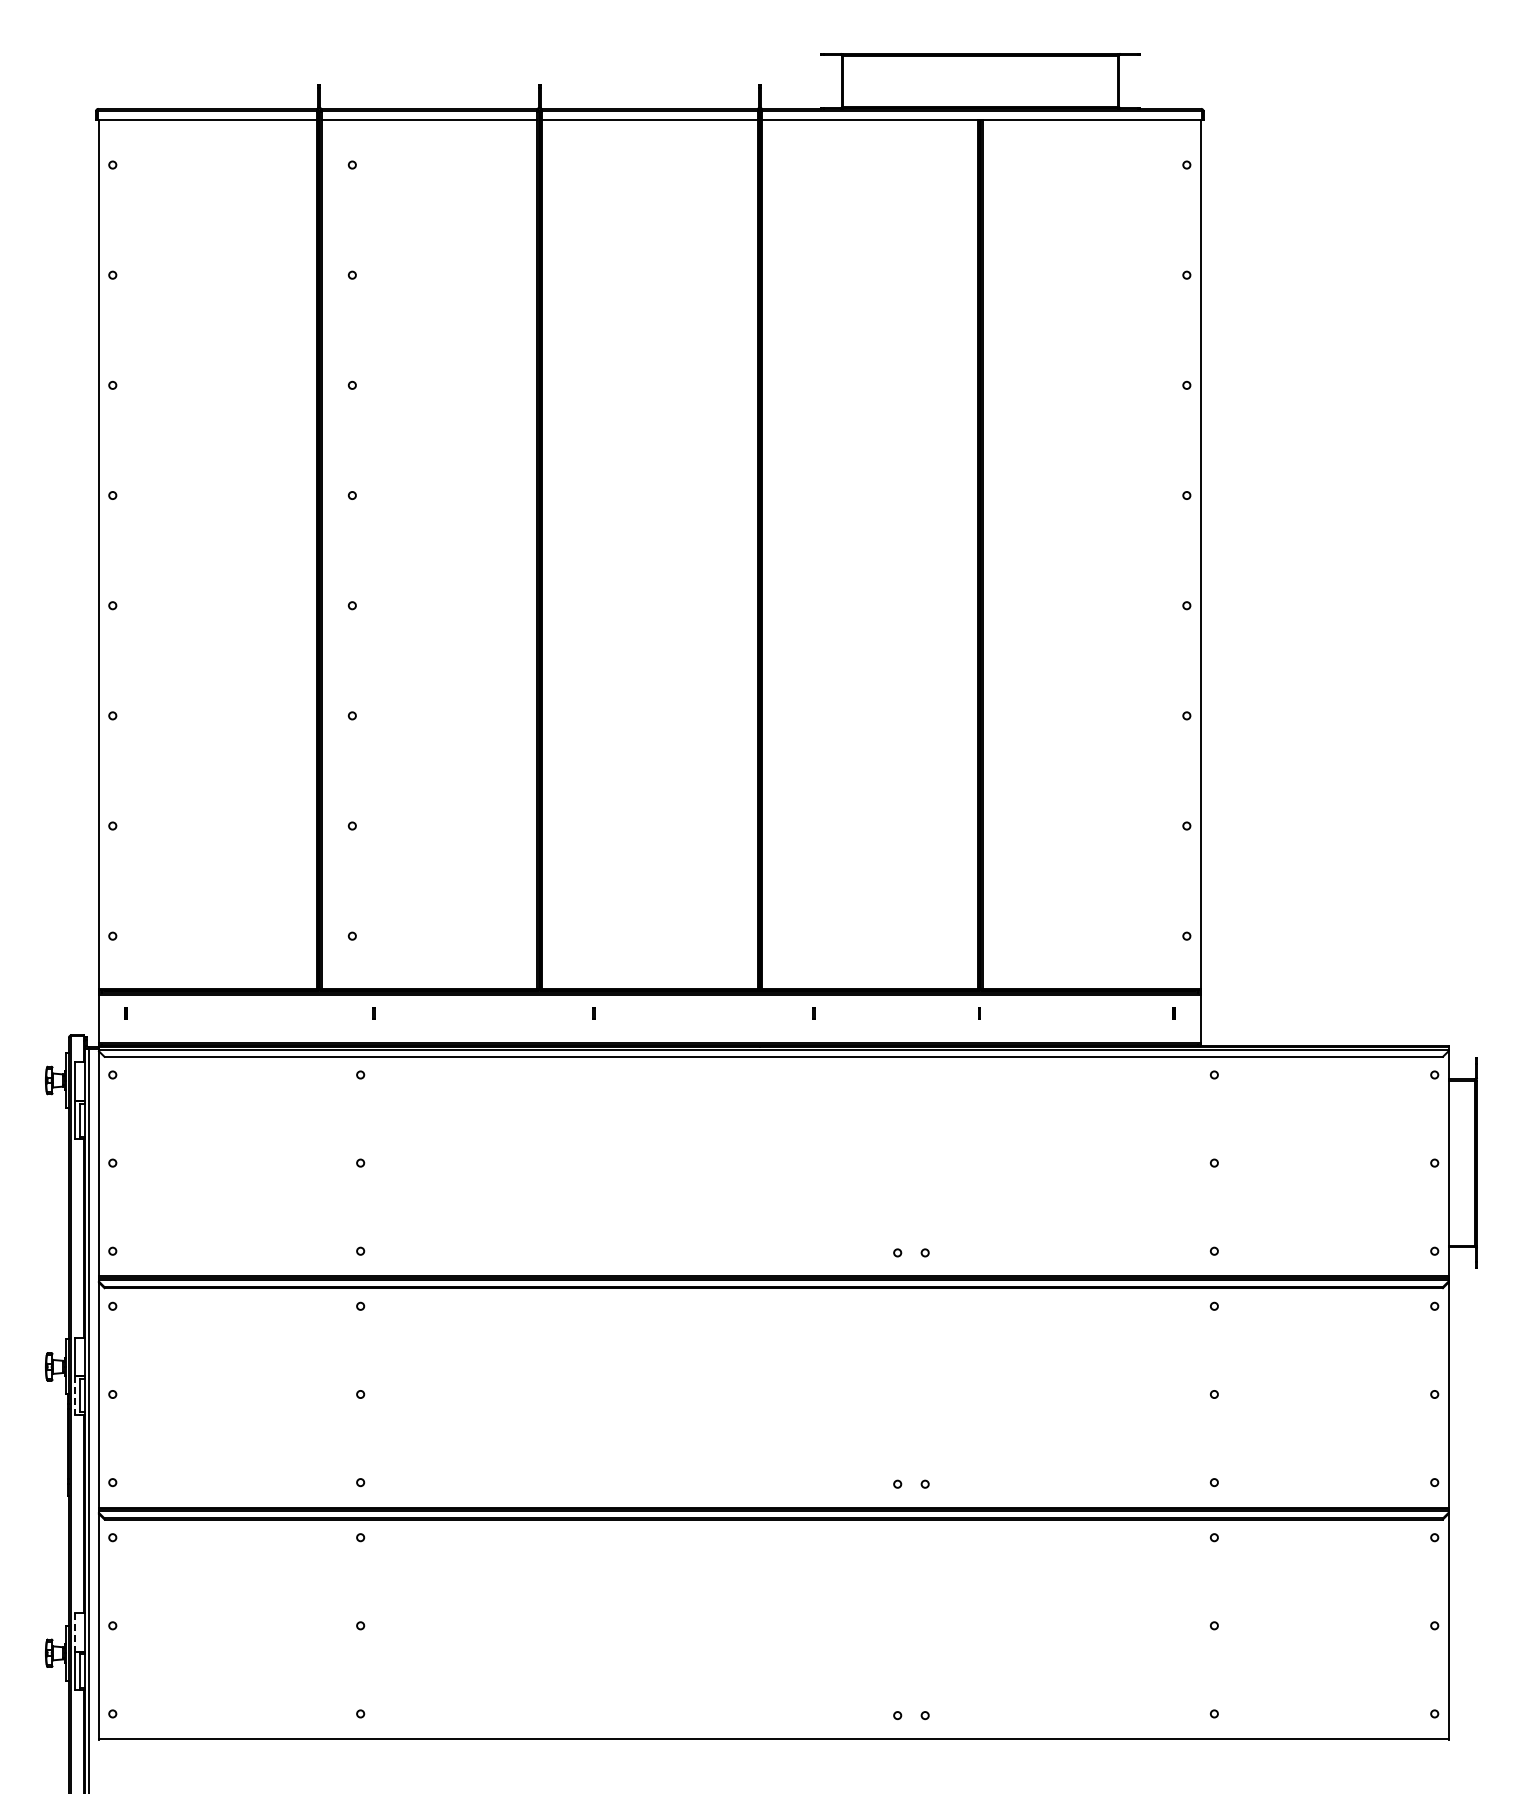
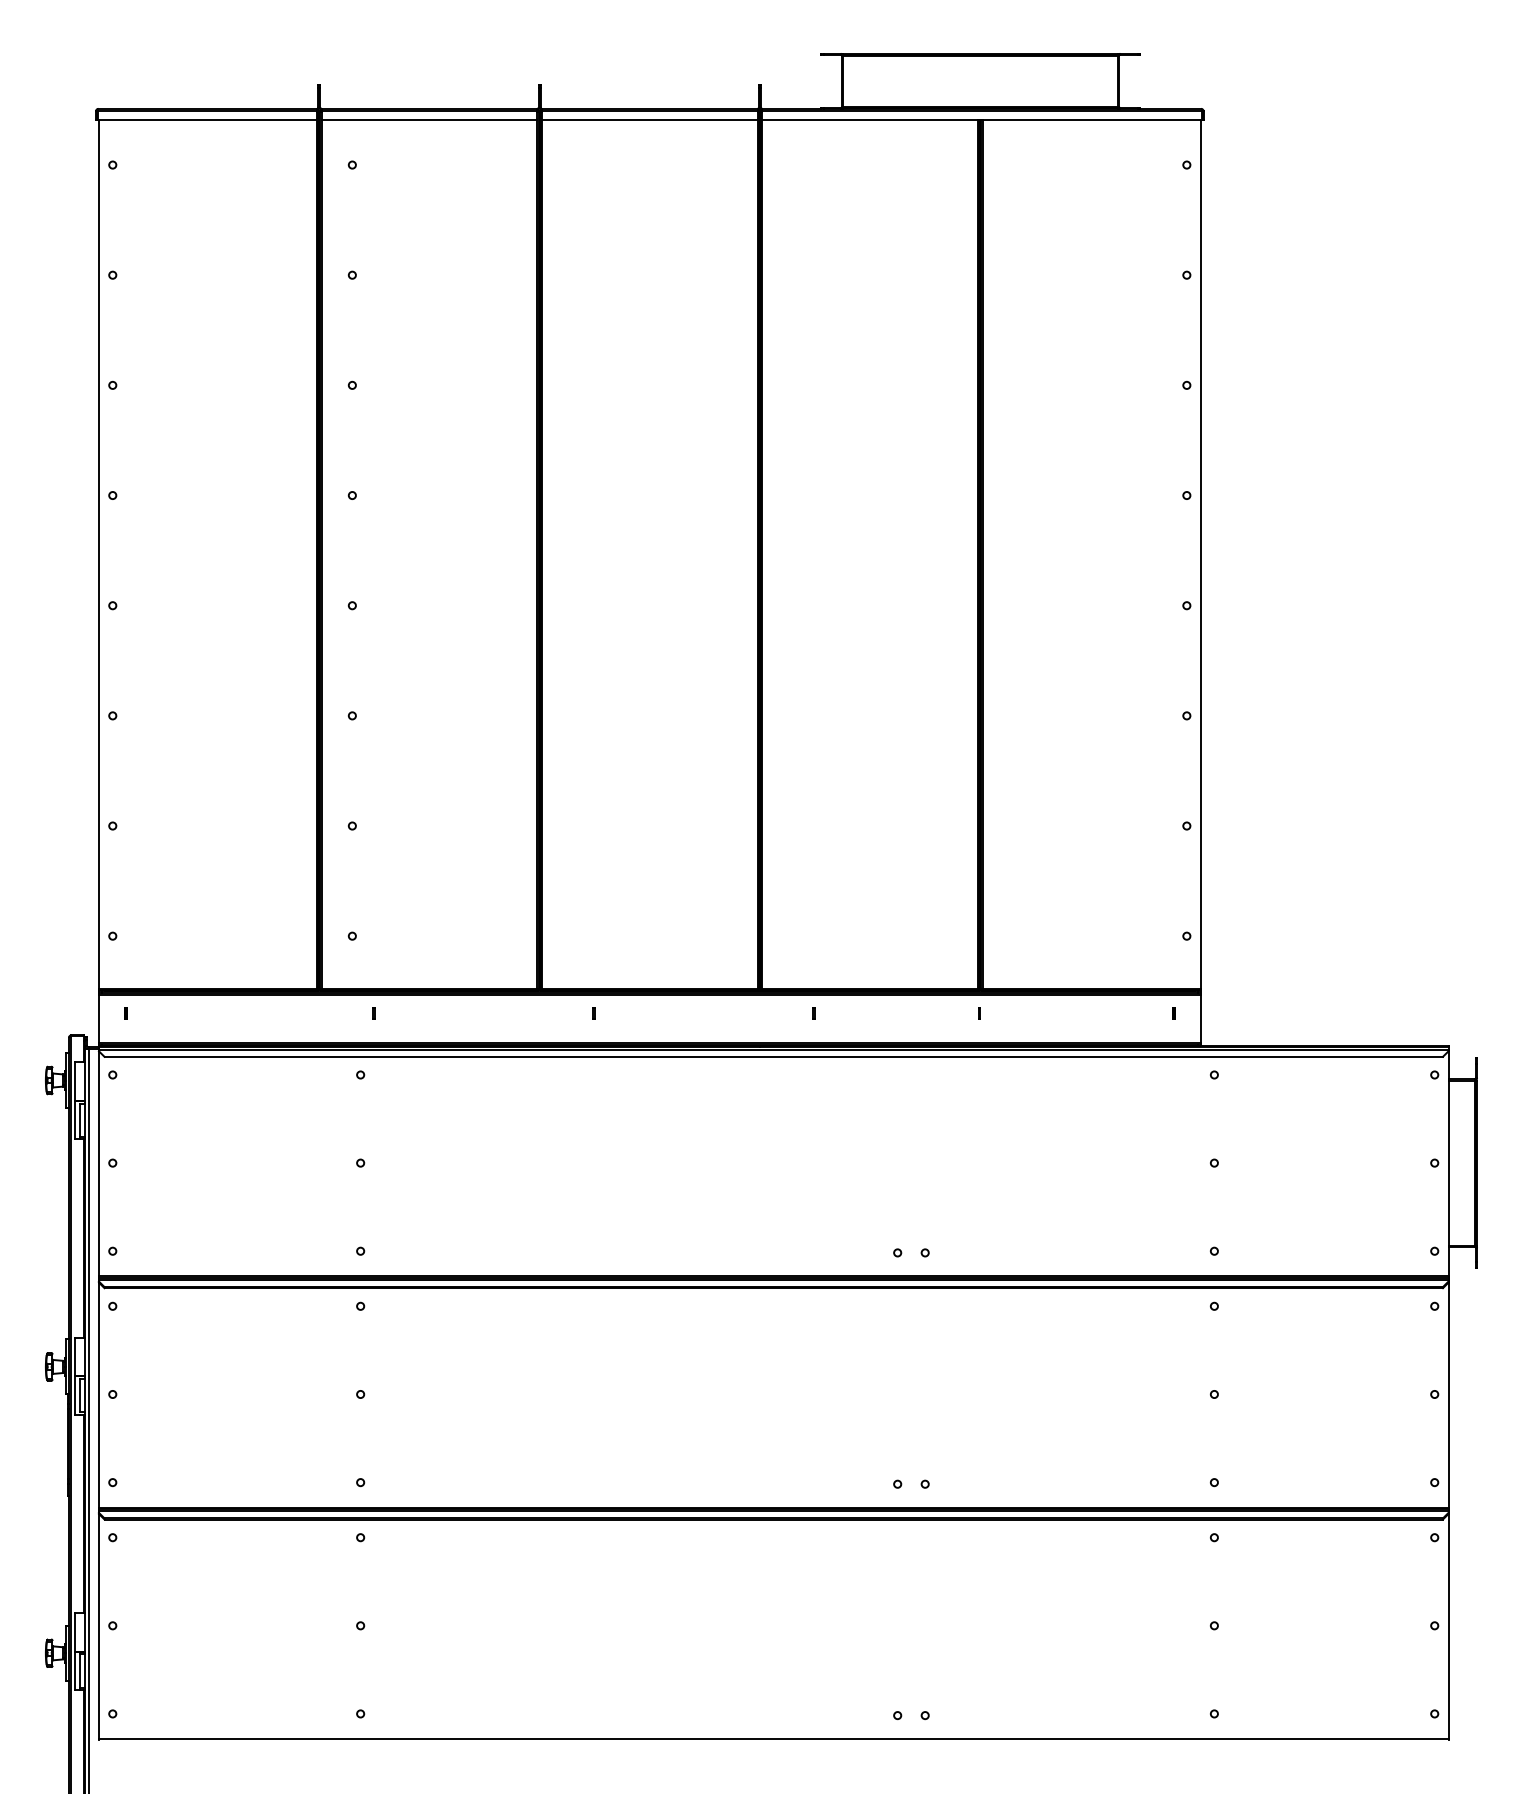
line: dashed -> solid (75, 1396)
line: dashed -> solid (75, 1632)
